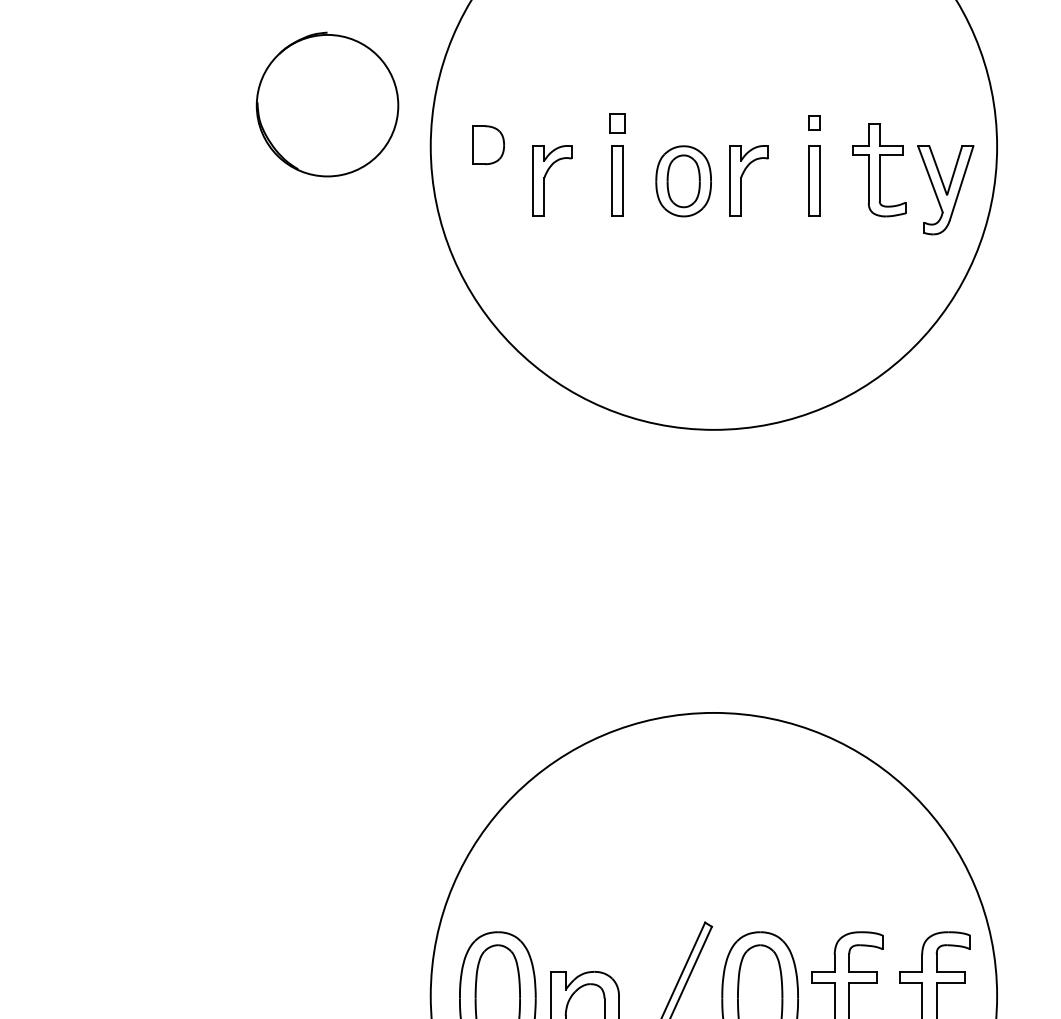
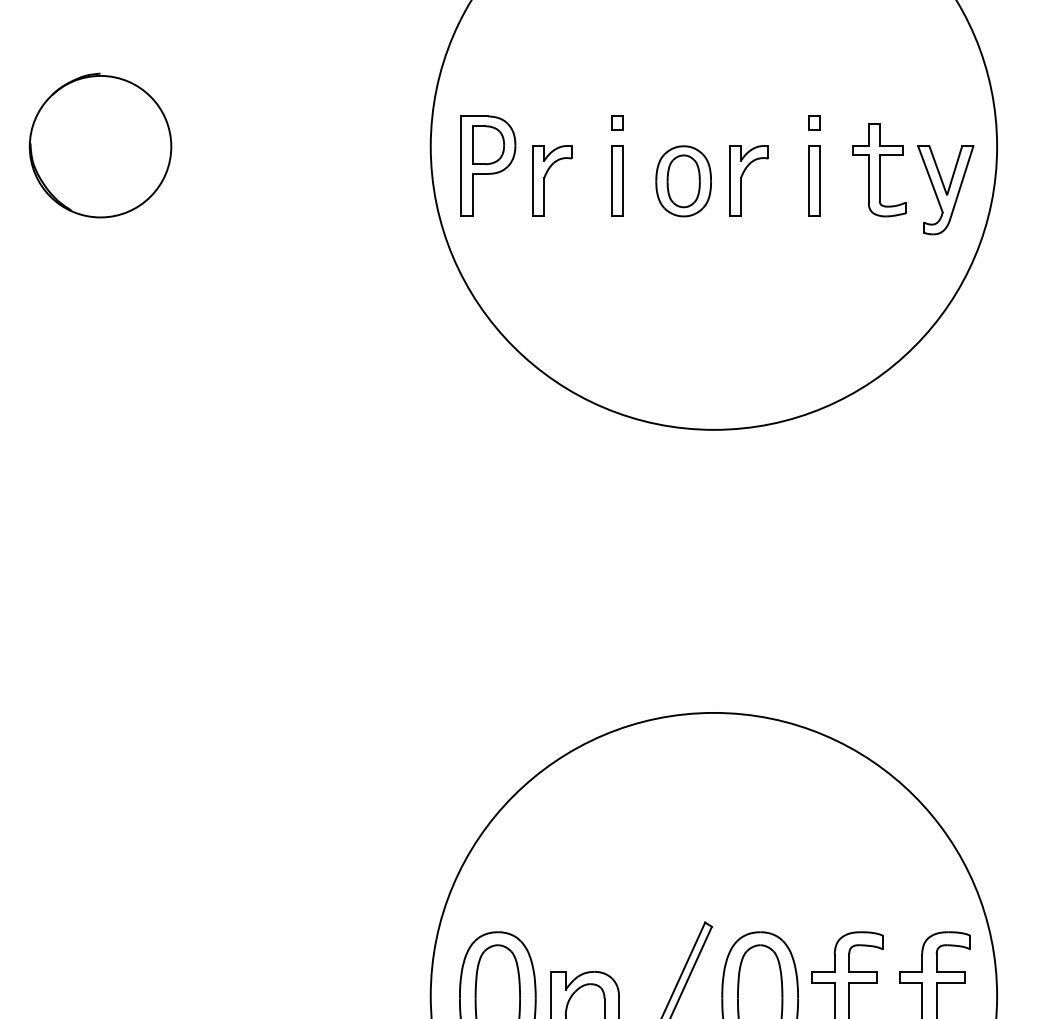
part position: (327, 104) -> (100, 145) (100, 145)
part size: 17x21 px -> 13x16 px (617, 122)
part: none -> present (488, 165)
